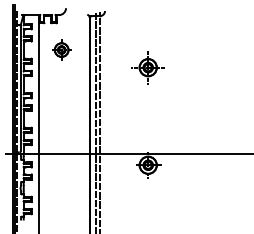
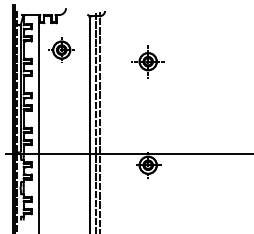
part size: 20x22 px -> 27x26 px (61, 49)
part position: (147, 67) -> (147, 61) (147, 61)
